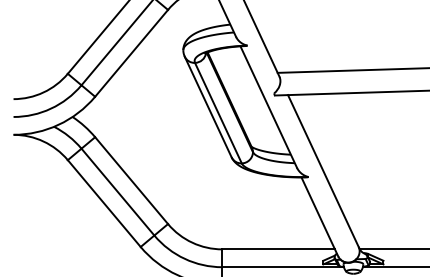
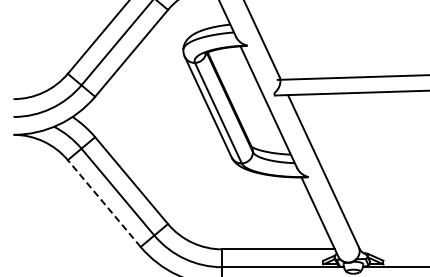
line position: (351, 70) -> (351, 77) (351, 77)
line: solid -> dashed (104, 203)
line: present -> none (392, 249)
